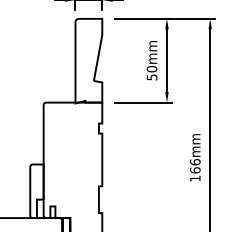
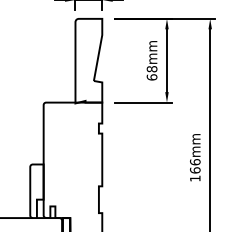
text: 50mm -> 68mm (151, 73)
